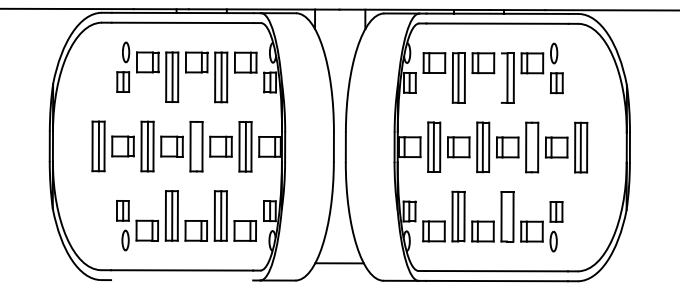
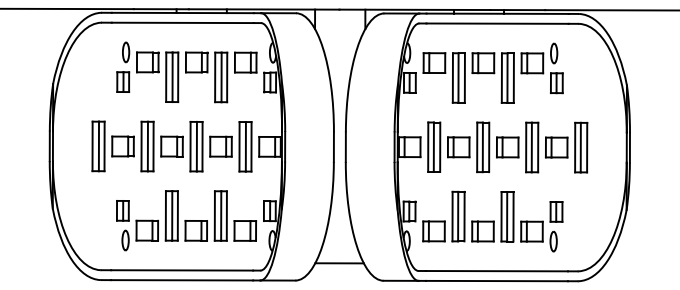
line: none -> present (501, 77)
line: none -> present (196, 146)
line: none -> present (531, 147)
line: none -> present (507, 216)
line: none -> present (182, 280)
